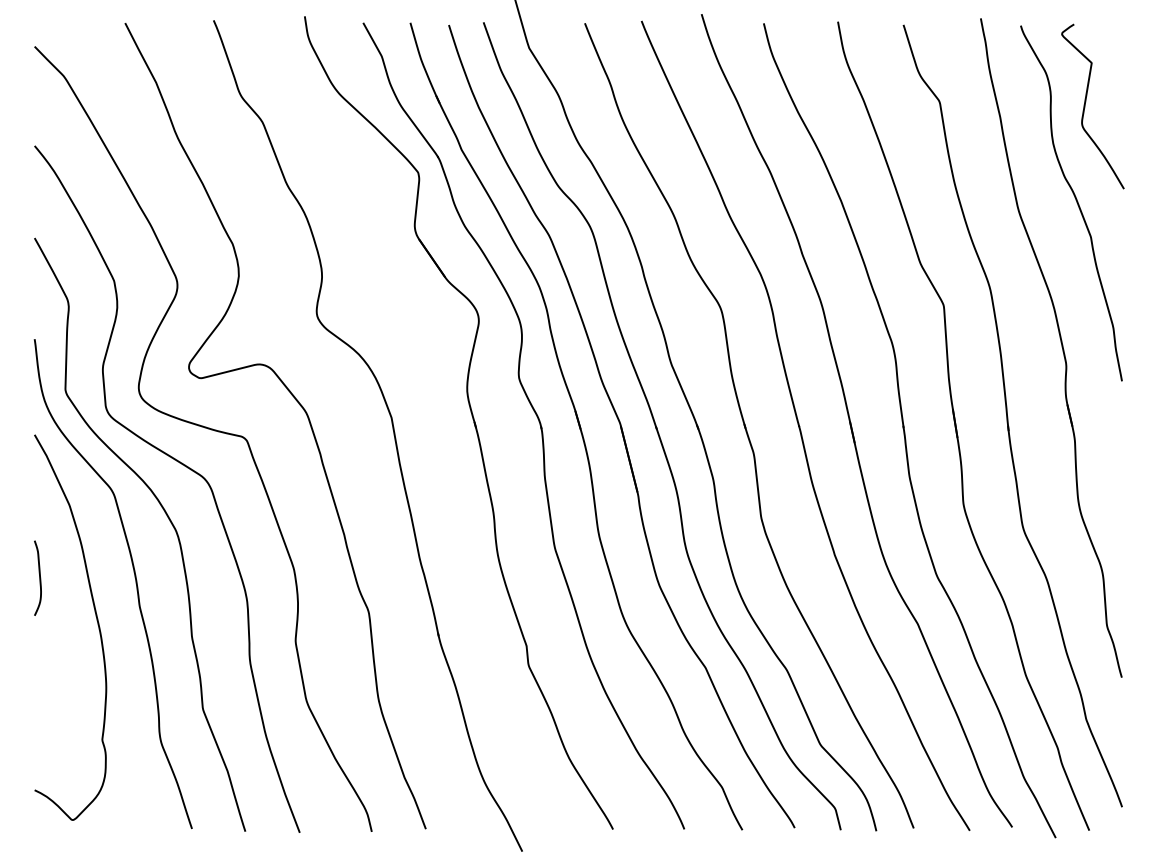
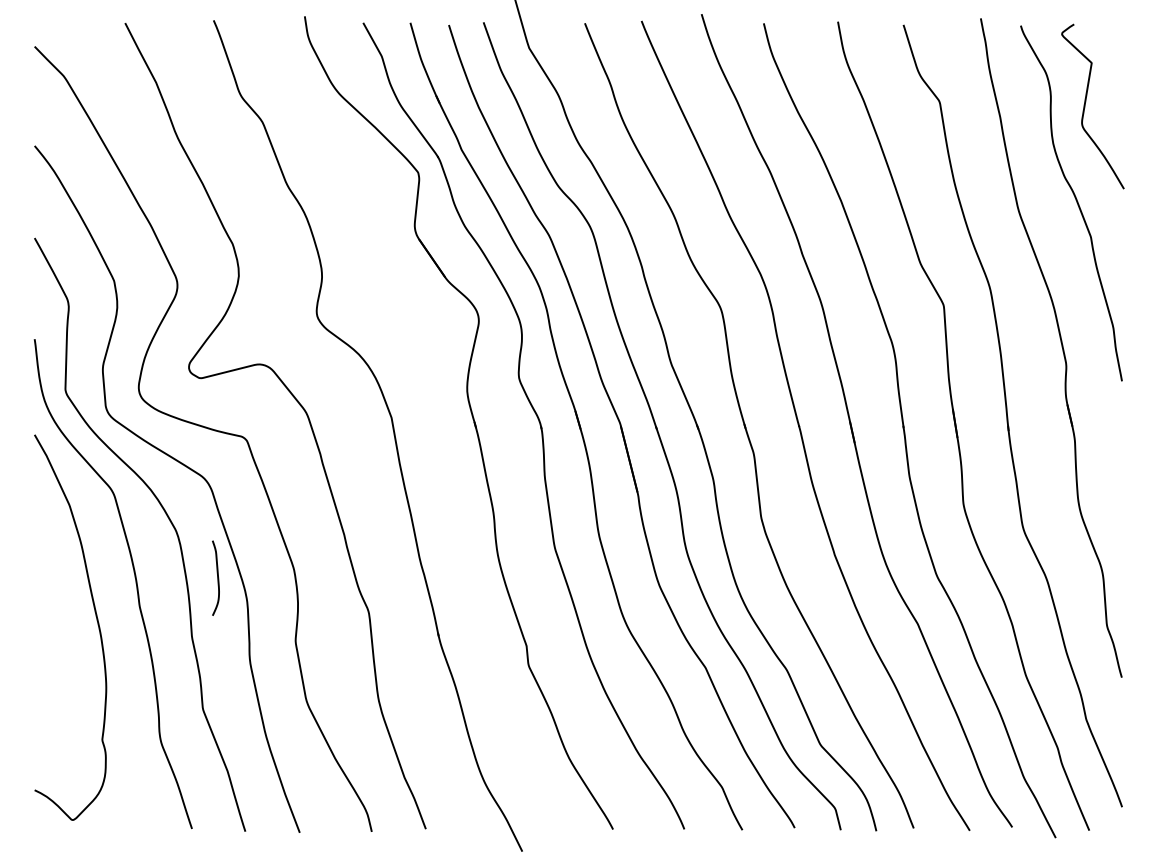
curve position: (39, 577) -> (217, 577) (217, 577)
